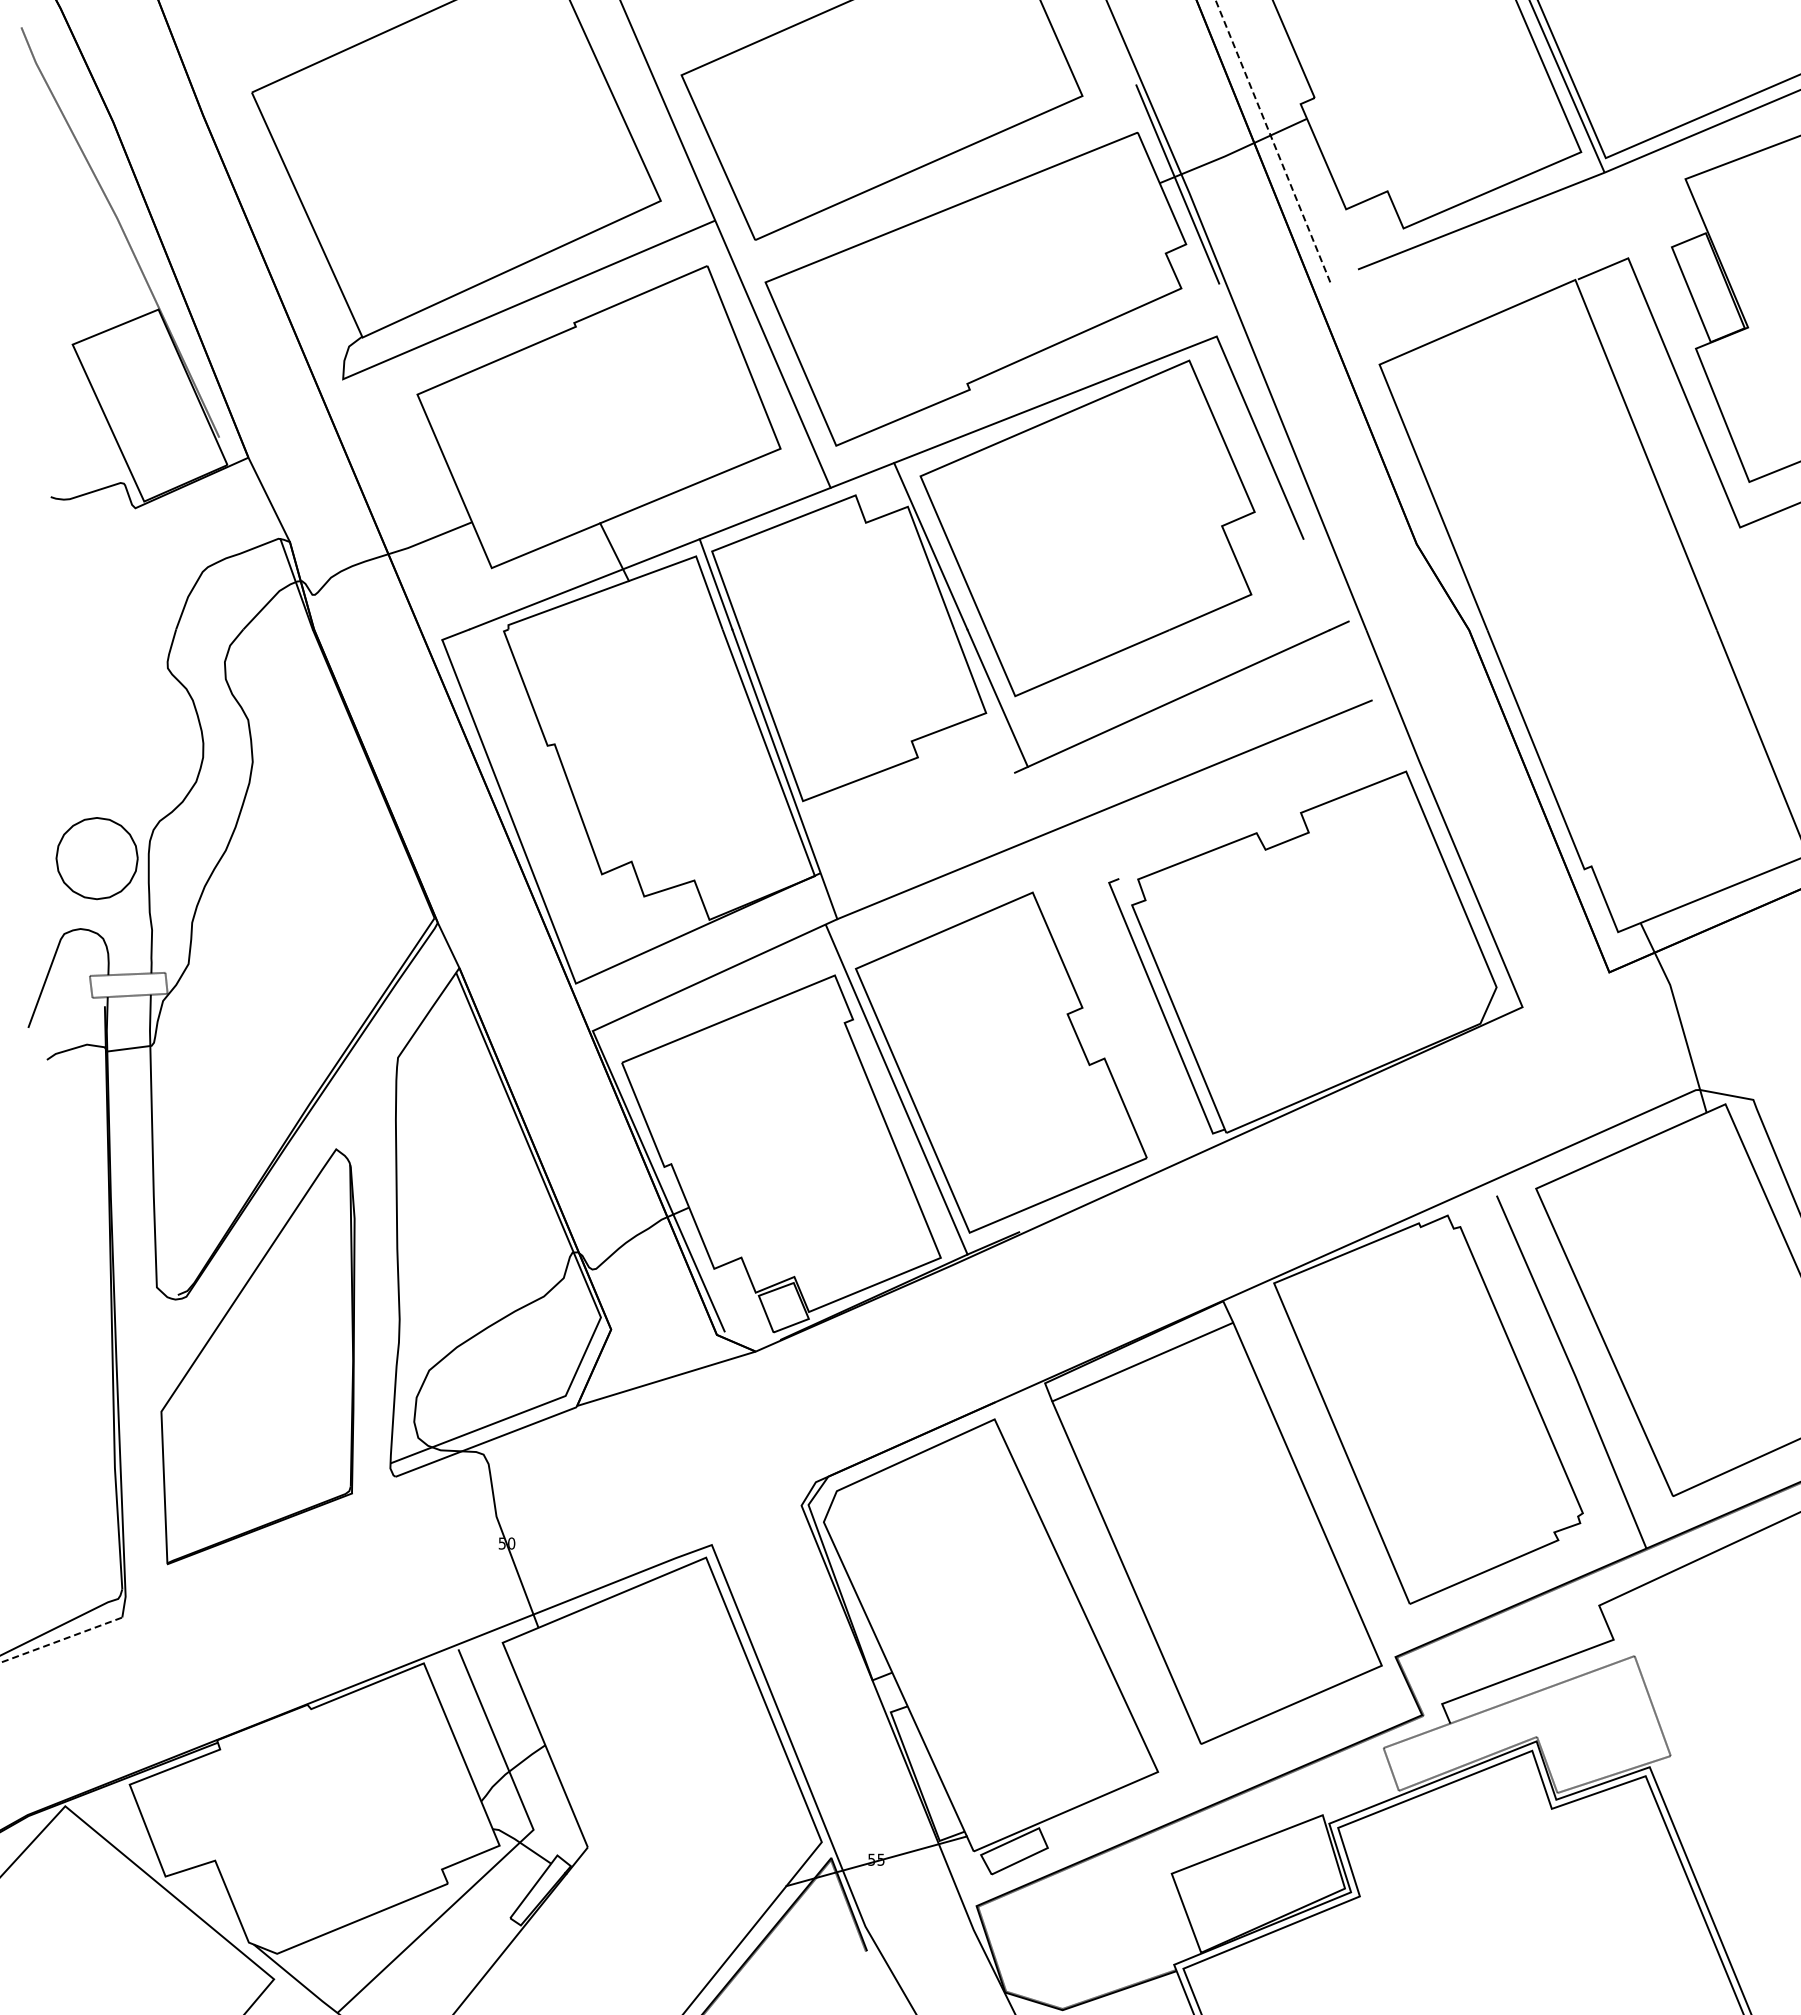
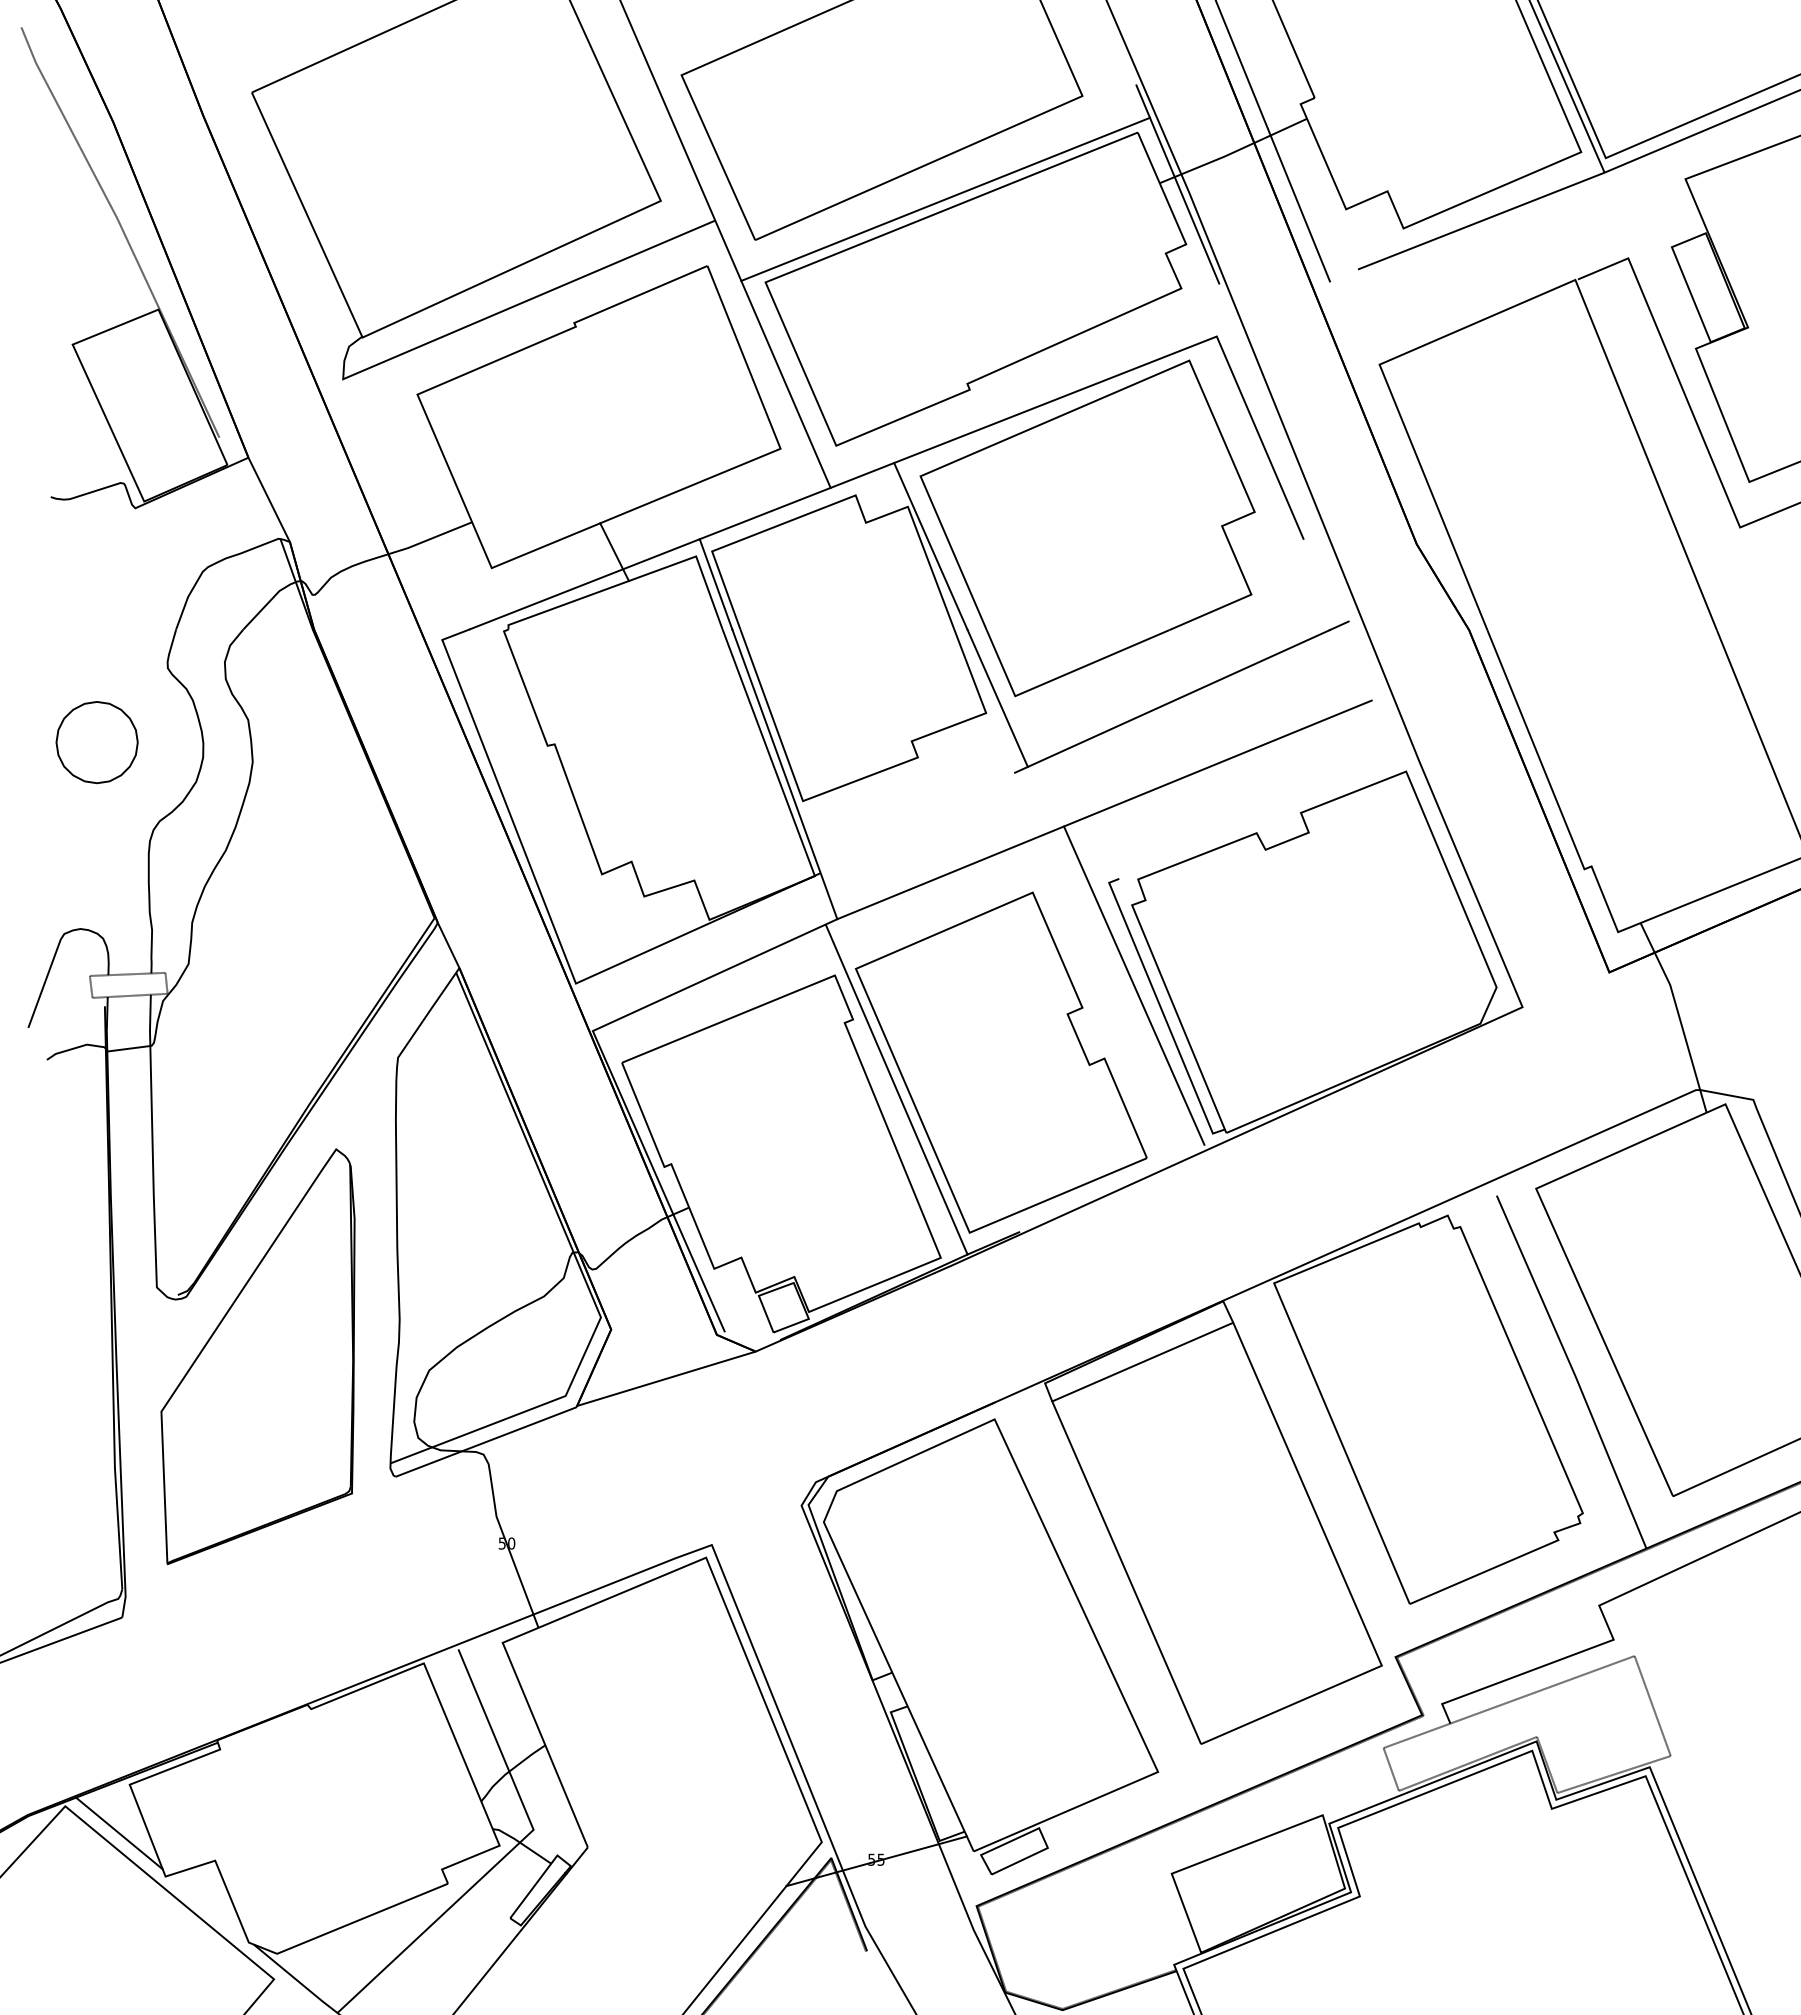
line: dashed -> solid (1272, 140)
line: none -> present (945, 198)
part position: (96, 858) -> (96, 742) (96, 742)
line: none -> present (1133, 985)
line: dashed -> solid (61, 1640)
line: none -> present (119, 1833)
